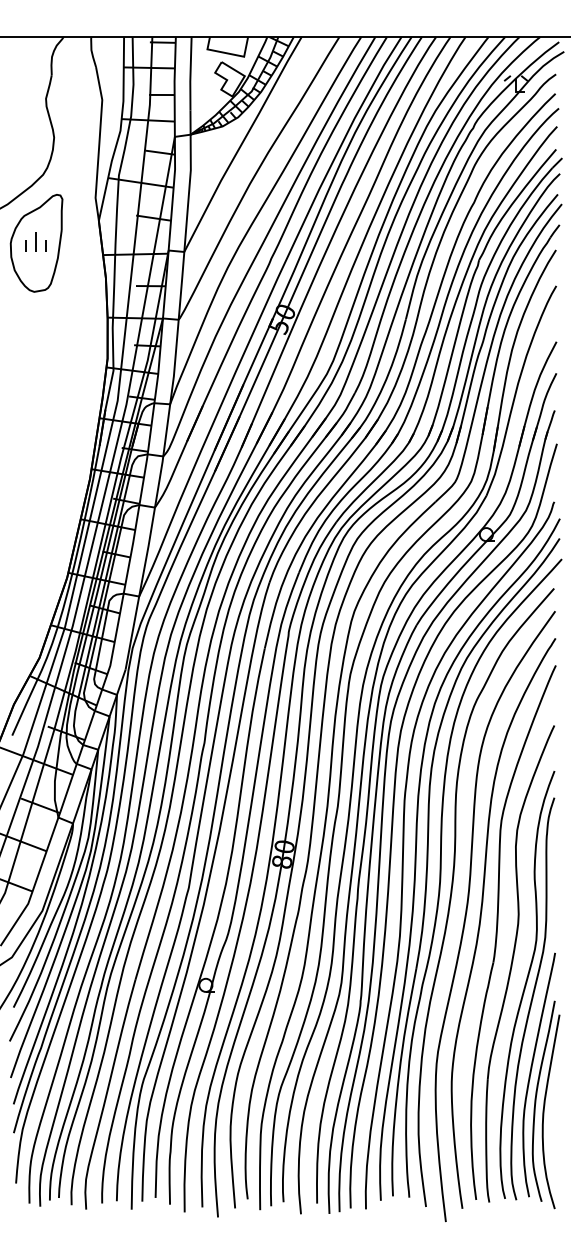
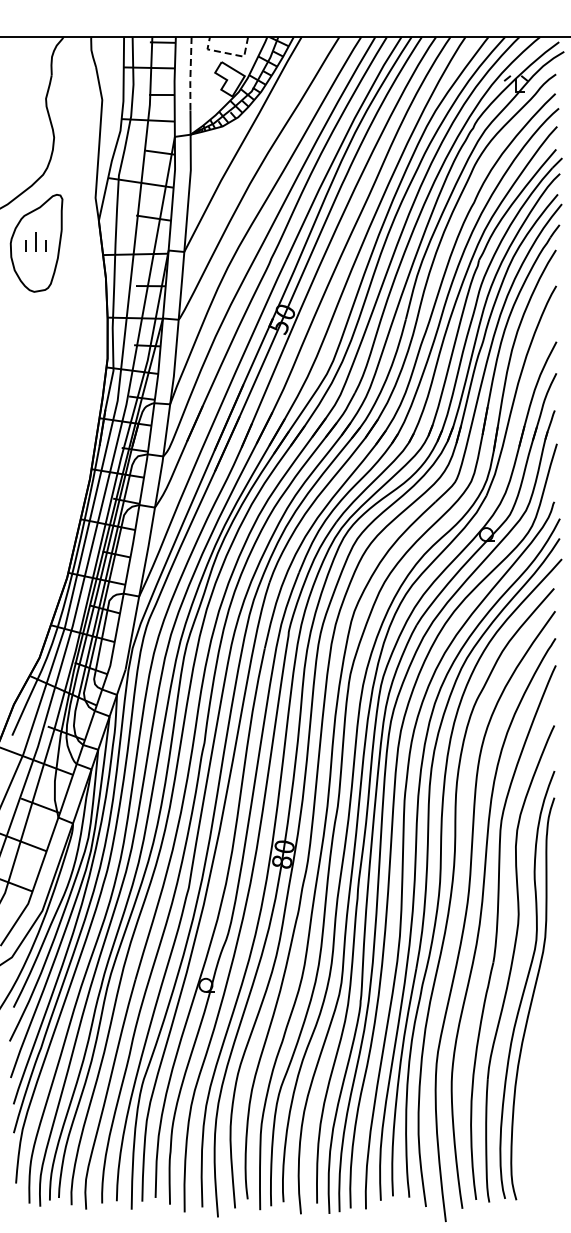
line: solid -> dashed (229, 53)
line: solid -> dashed (190, 74)
part: present -> none (541, 1080)
